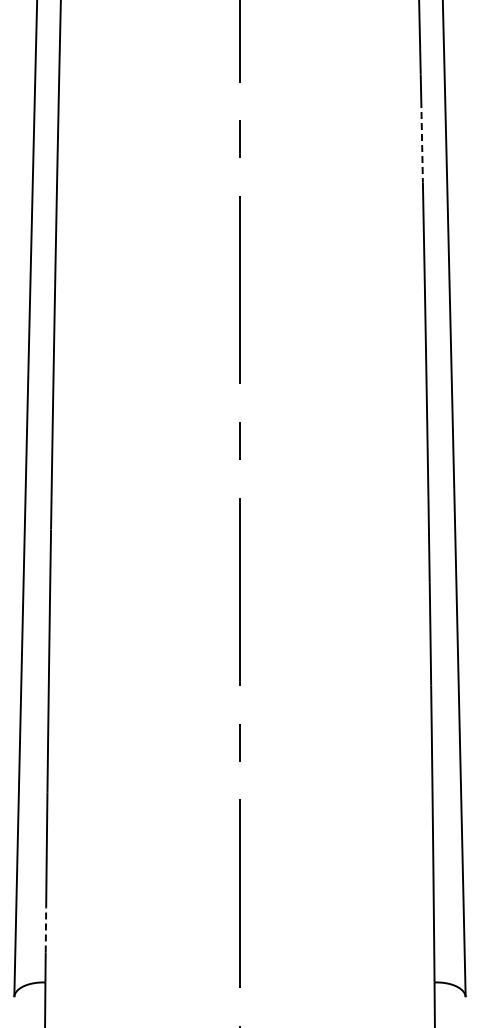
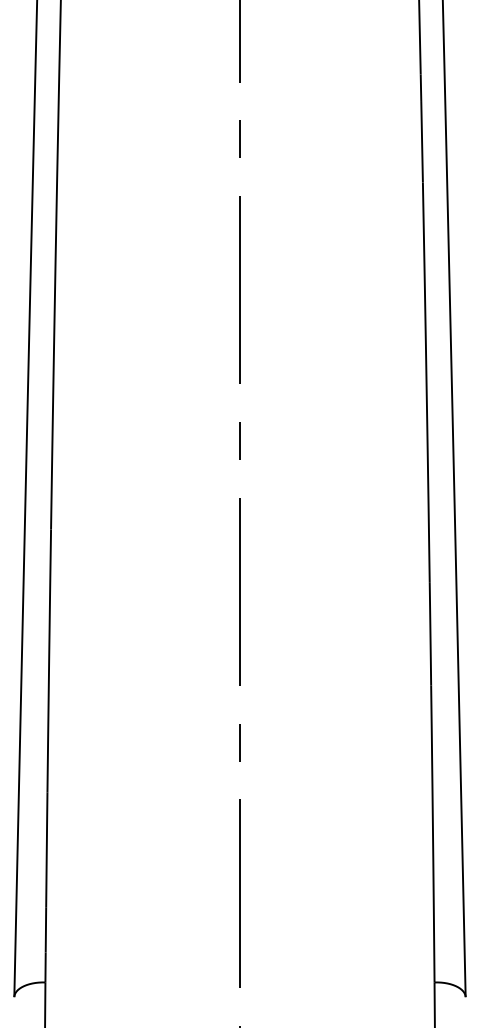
line: dashed -> solid (422, 141)
line: dashed -> solid (45, 929)
